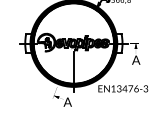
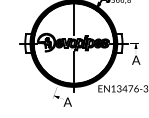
line: none -> present (73, 18)
